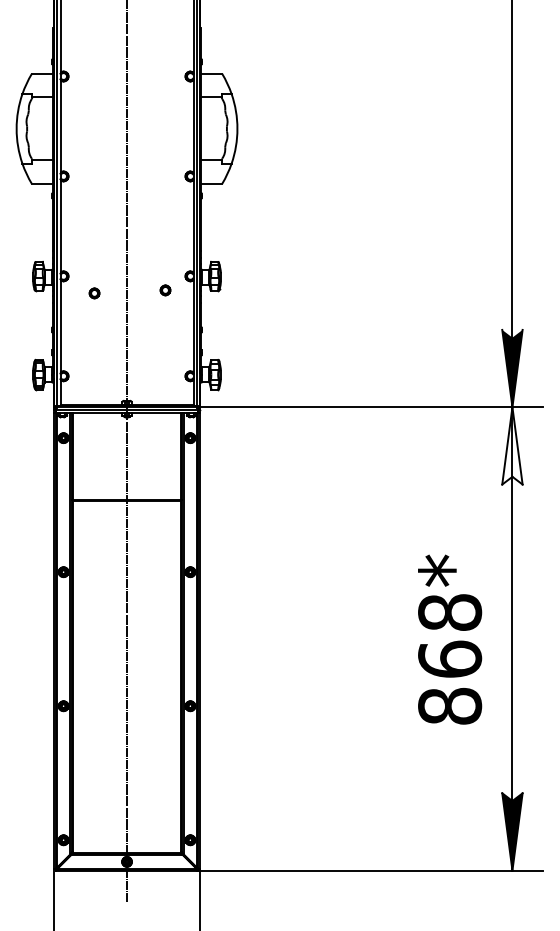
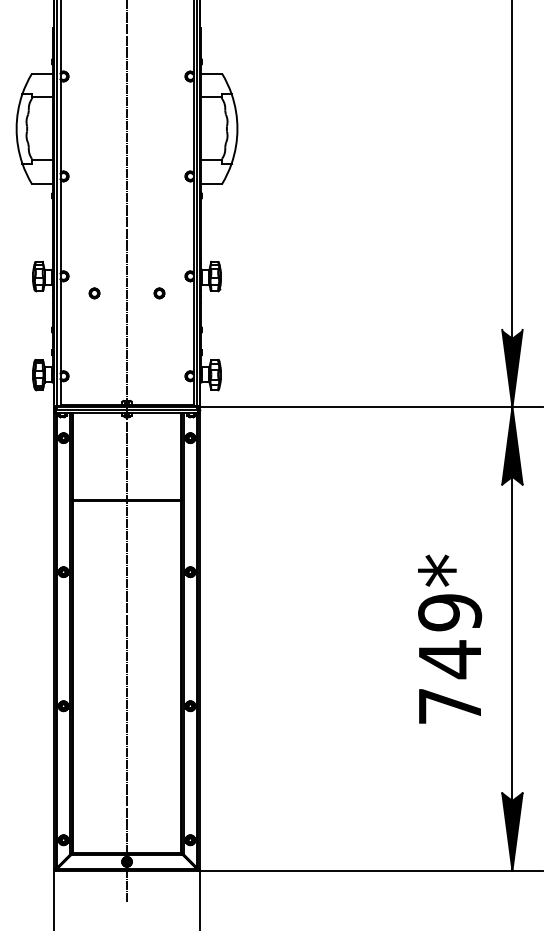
part position: (165, 290) -> (159, 293) (159, 293)
fill: none -> present (512, 445)
text: 868* -> 749* (450, 659)
